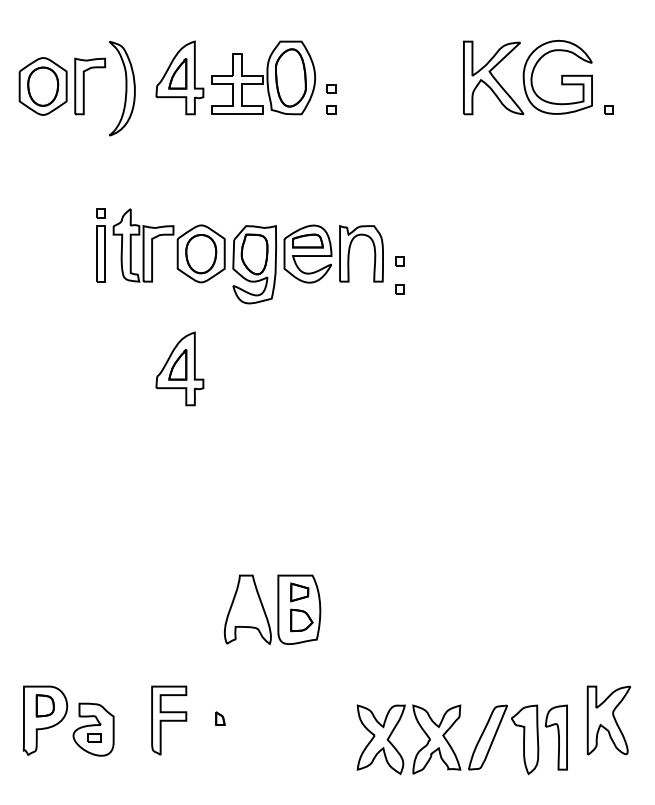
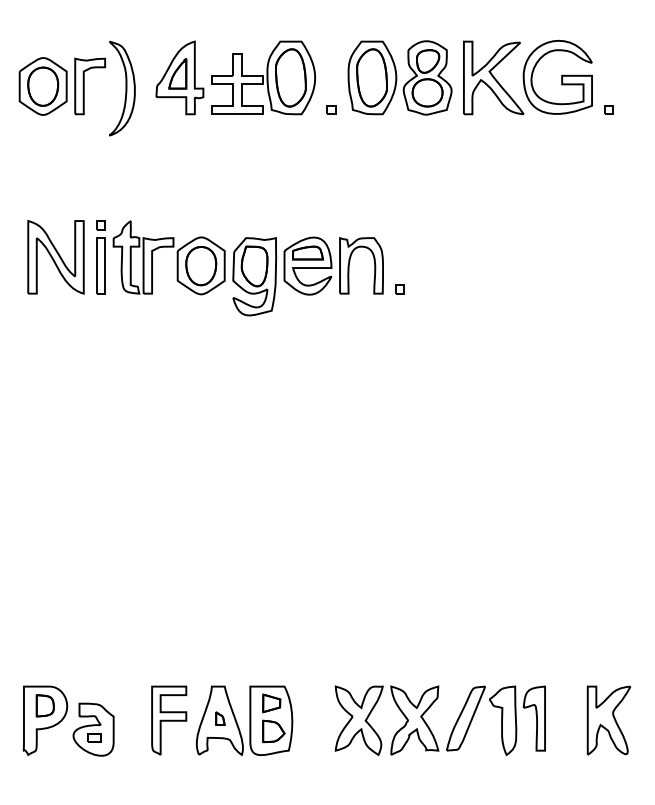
part: none -> present (399, 77)
part: present -> none (331, 88)
part position: (239, 256) -> (239, 268) (239, 268)
part: none -> present (55, 257)
part: present -> none (399, 261)
part: present -> none (179, 368)
part position: (272, 609) -> (244, 720) (244, 720)
part position: (452, 747) -> (430, 728) (430, 728)
